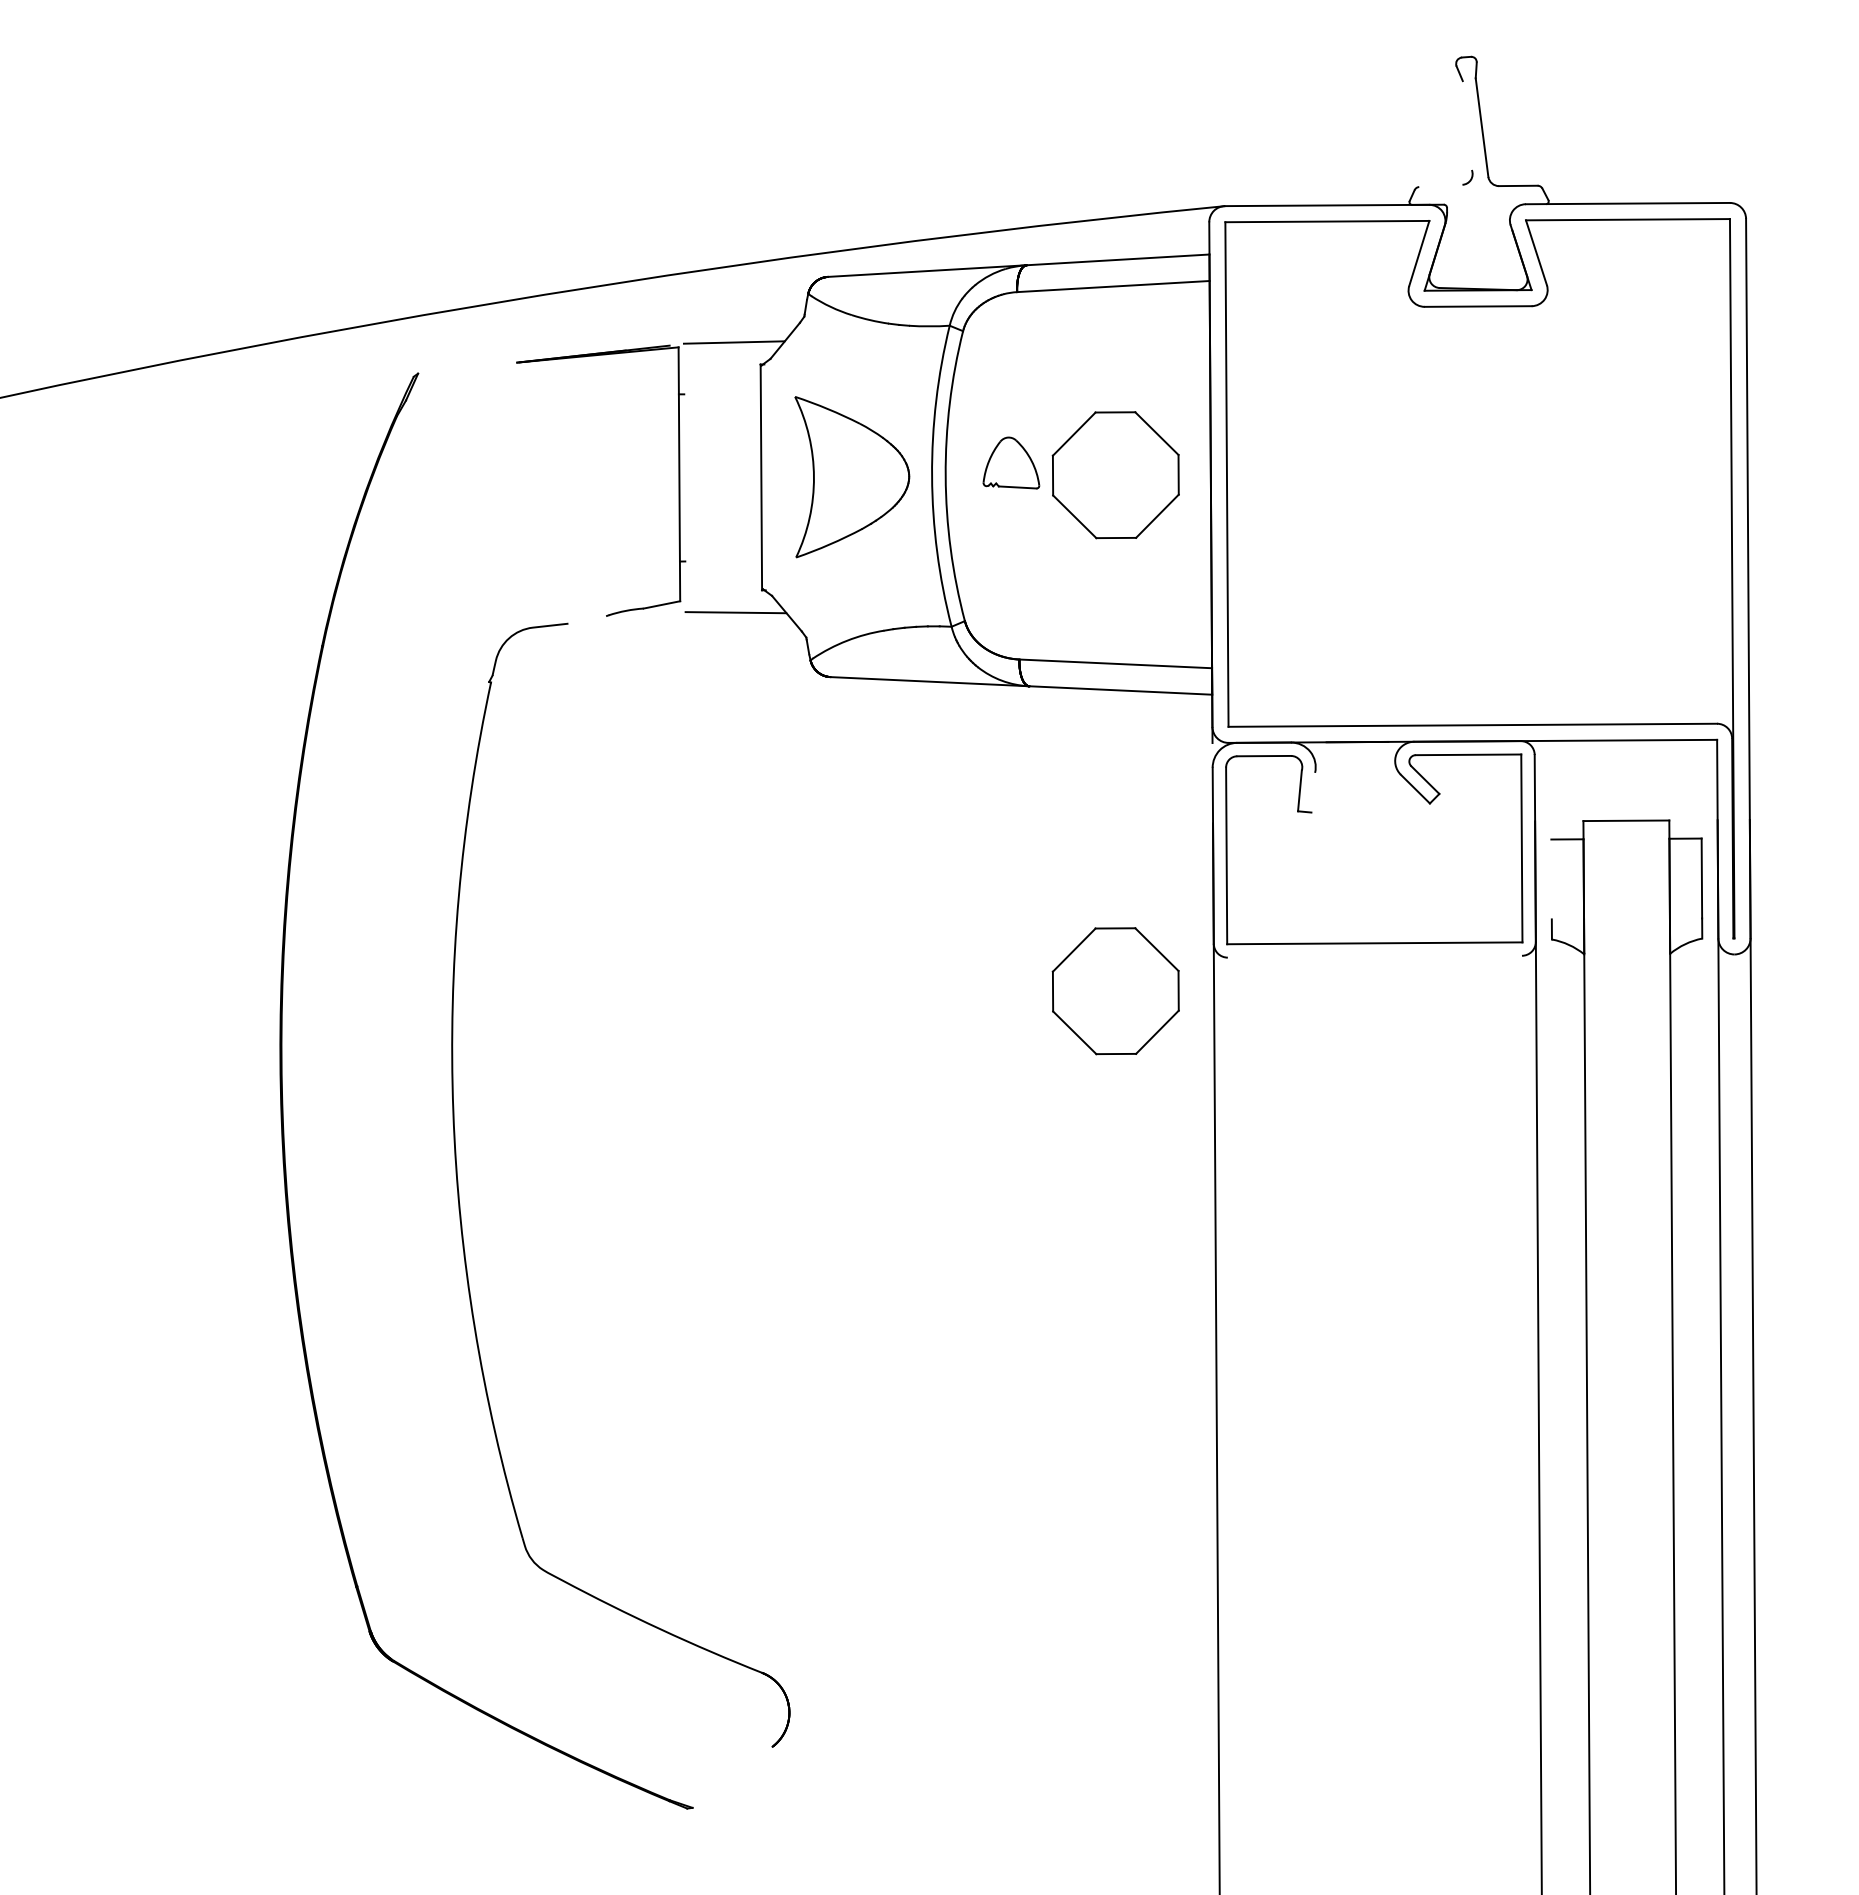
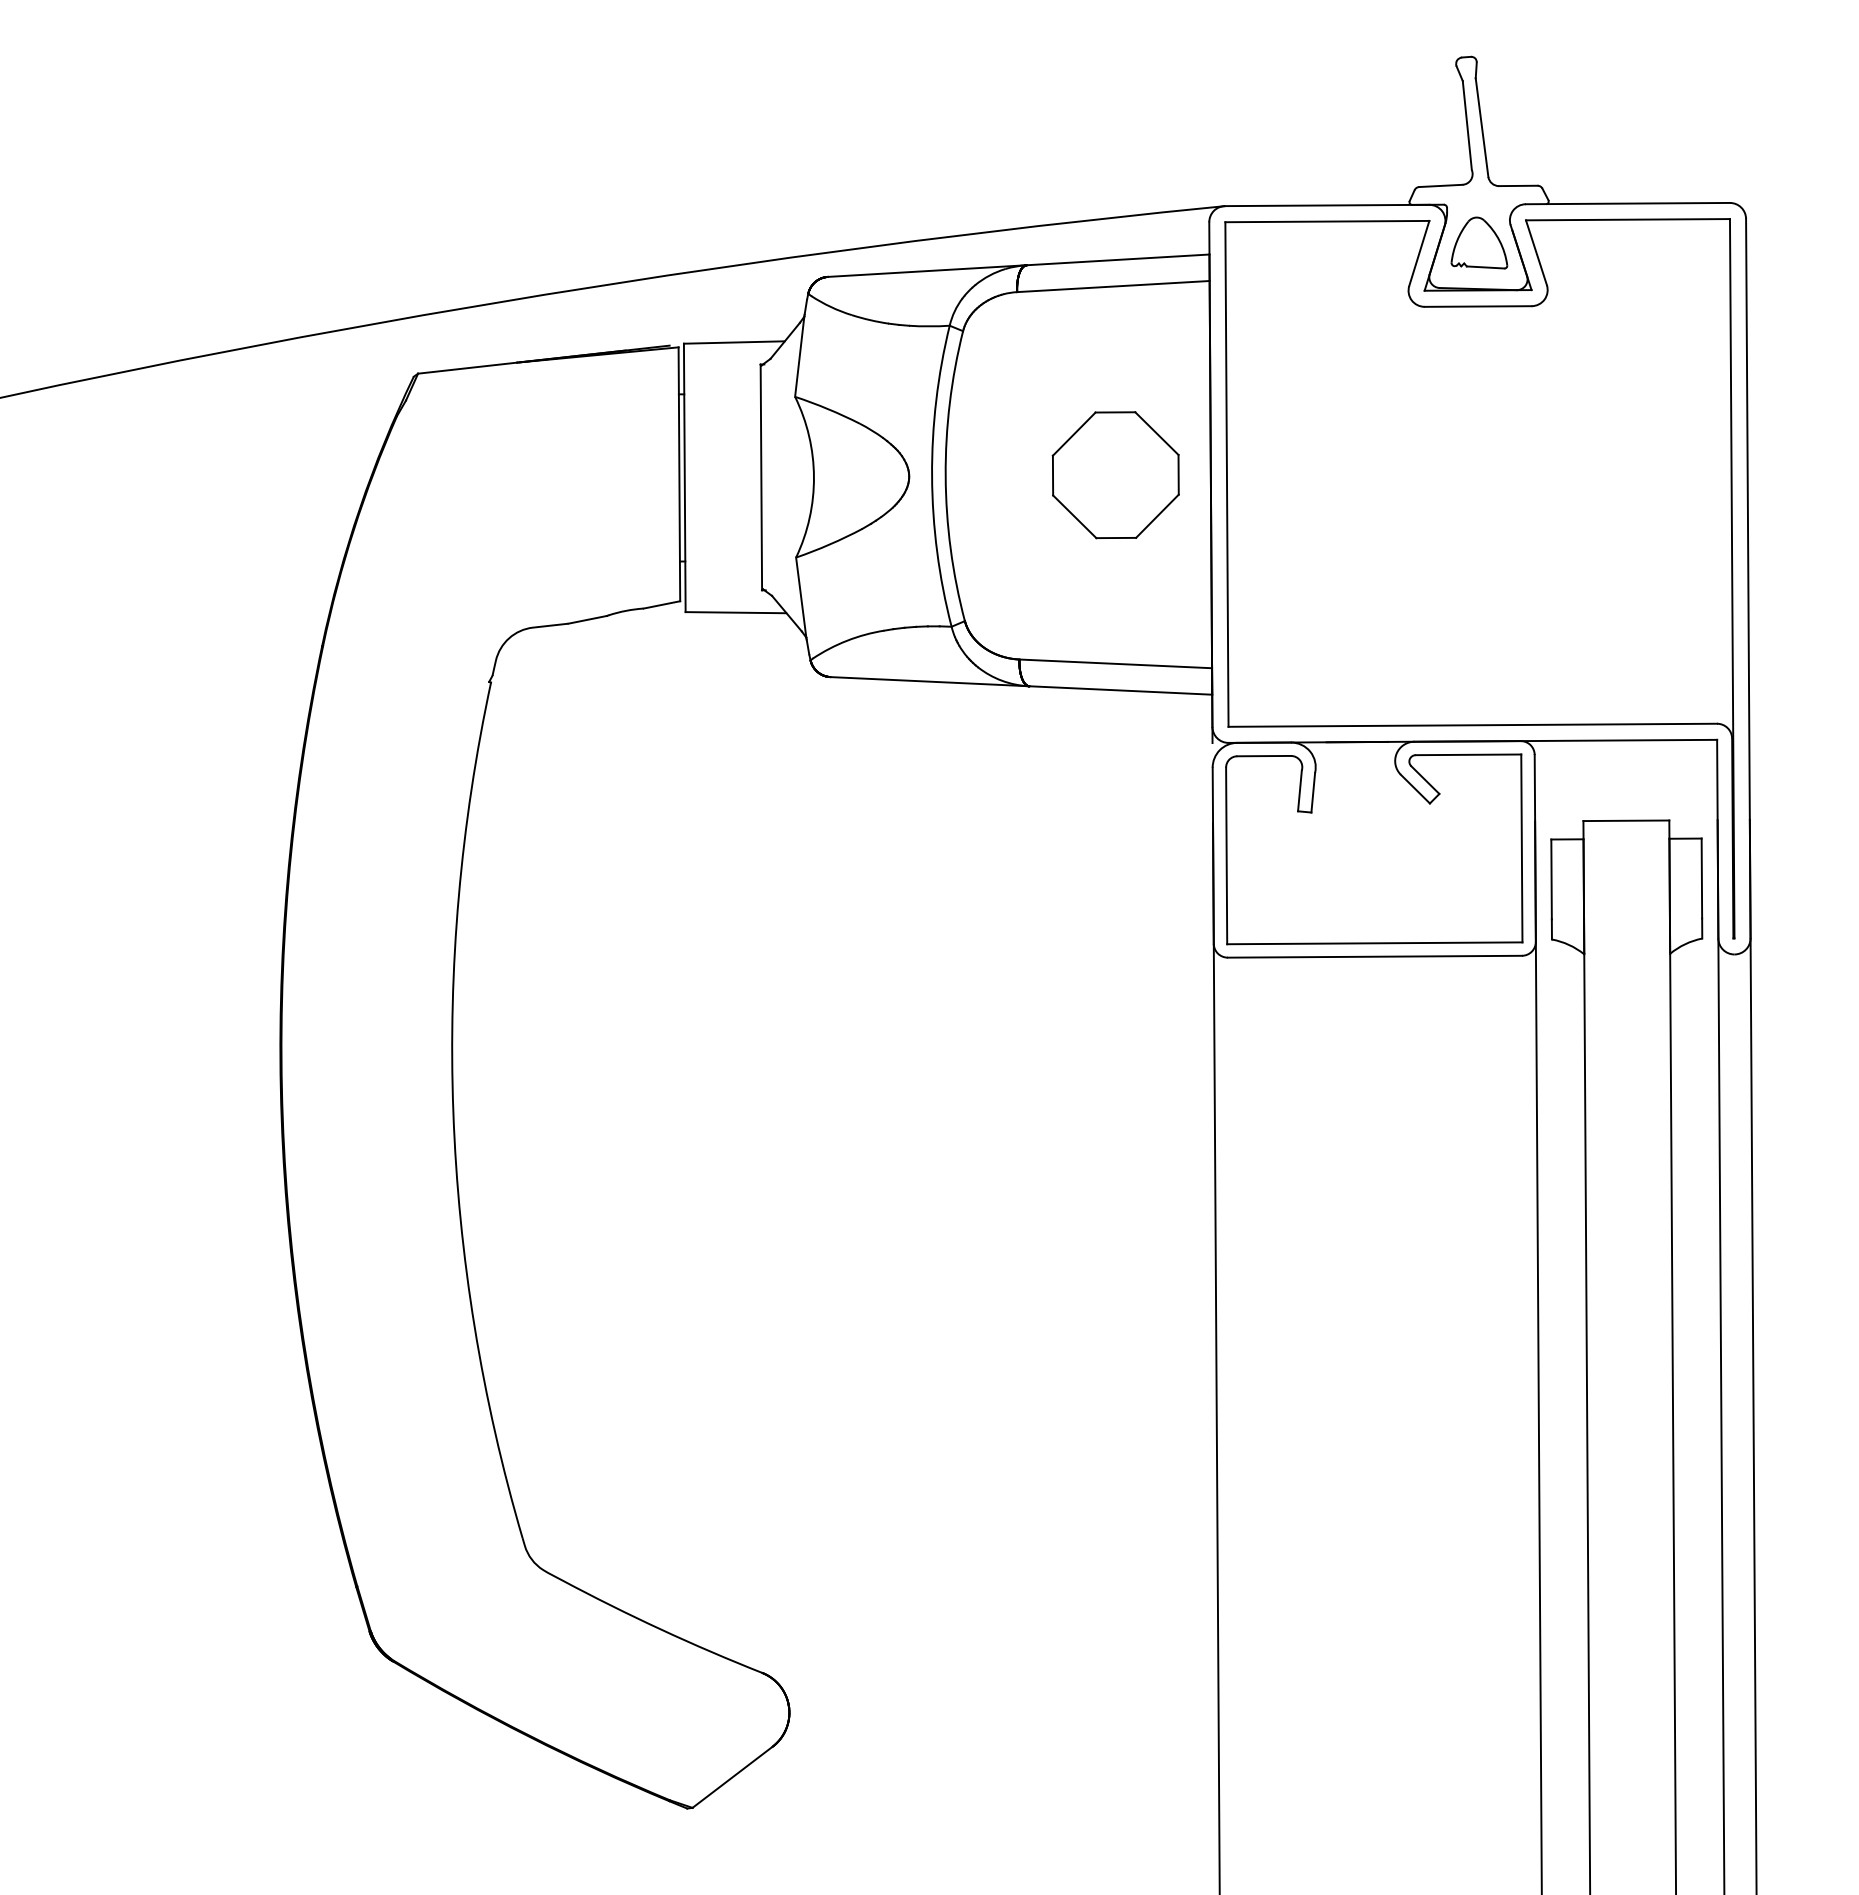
line: none -> present (1466, 125)
line: none -> present (1440, 185)
line: none -> present (799, 356)
line: none -> present (467, 367)
part position: (1011, 462) -> (1479, 242) (1479, 242)
line: none -> present (684, 477)
line: none -> present (801, 597)
line: none -> present (587, 619)
line: none -> present (1313, 792)
line: none -> present (1551, 879)
line: none -> present (1374, 956)
part: present -> none (1115, 991)
line: none -> present (732, 1776)
